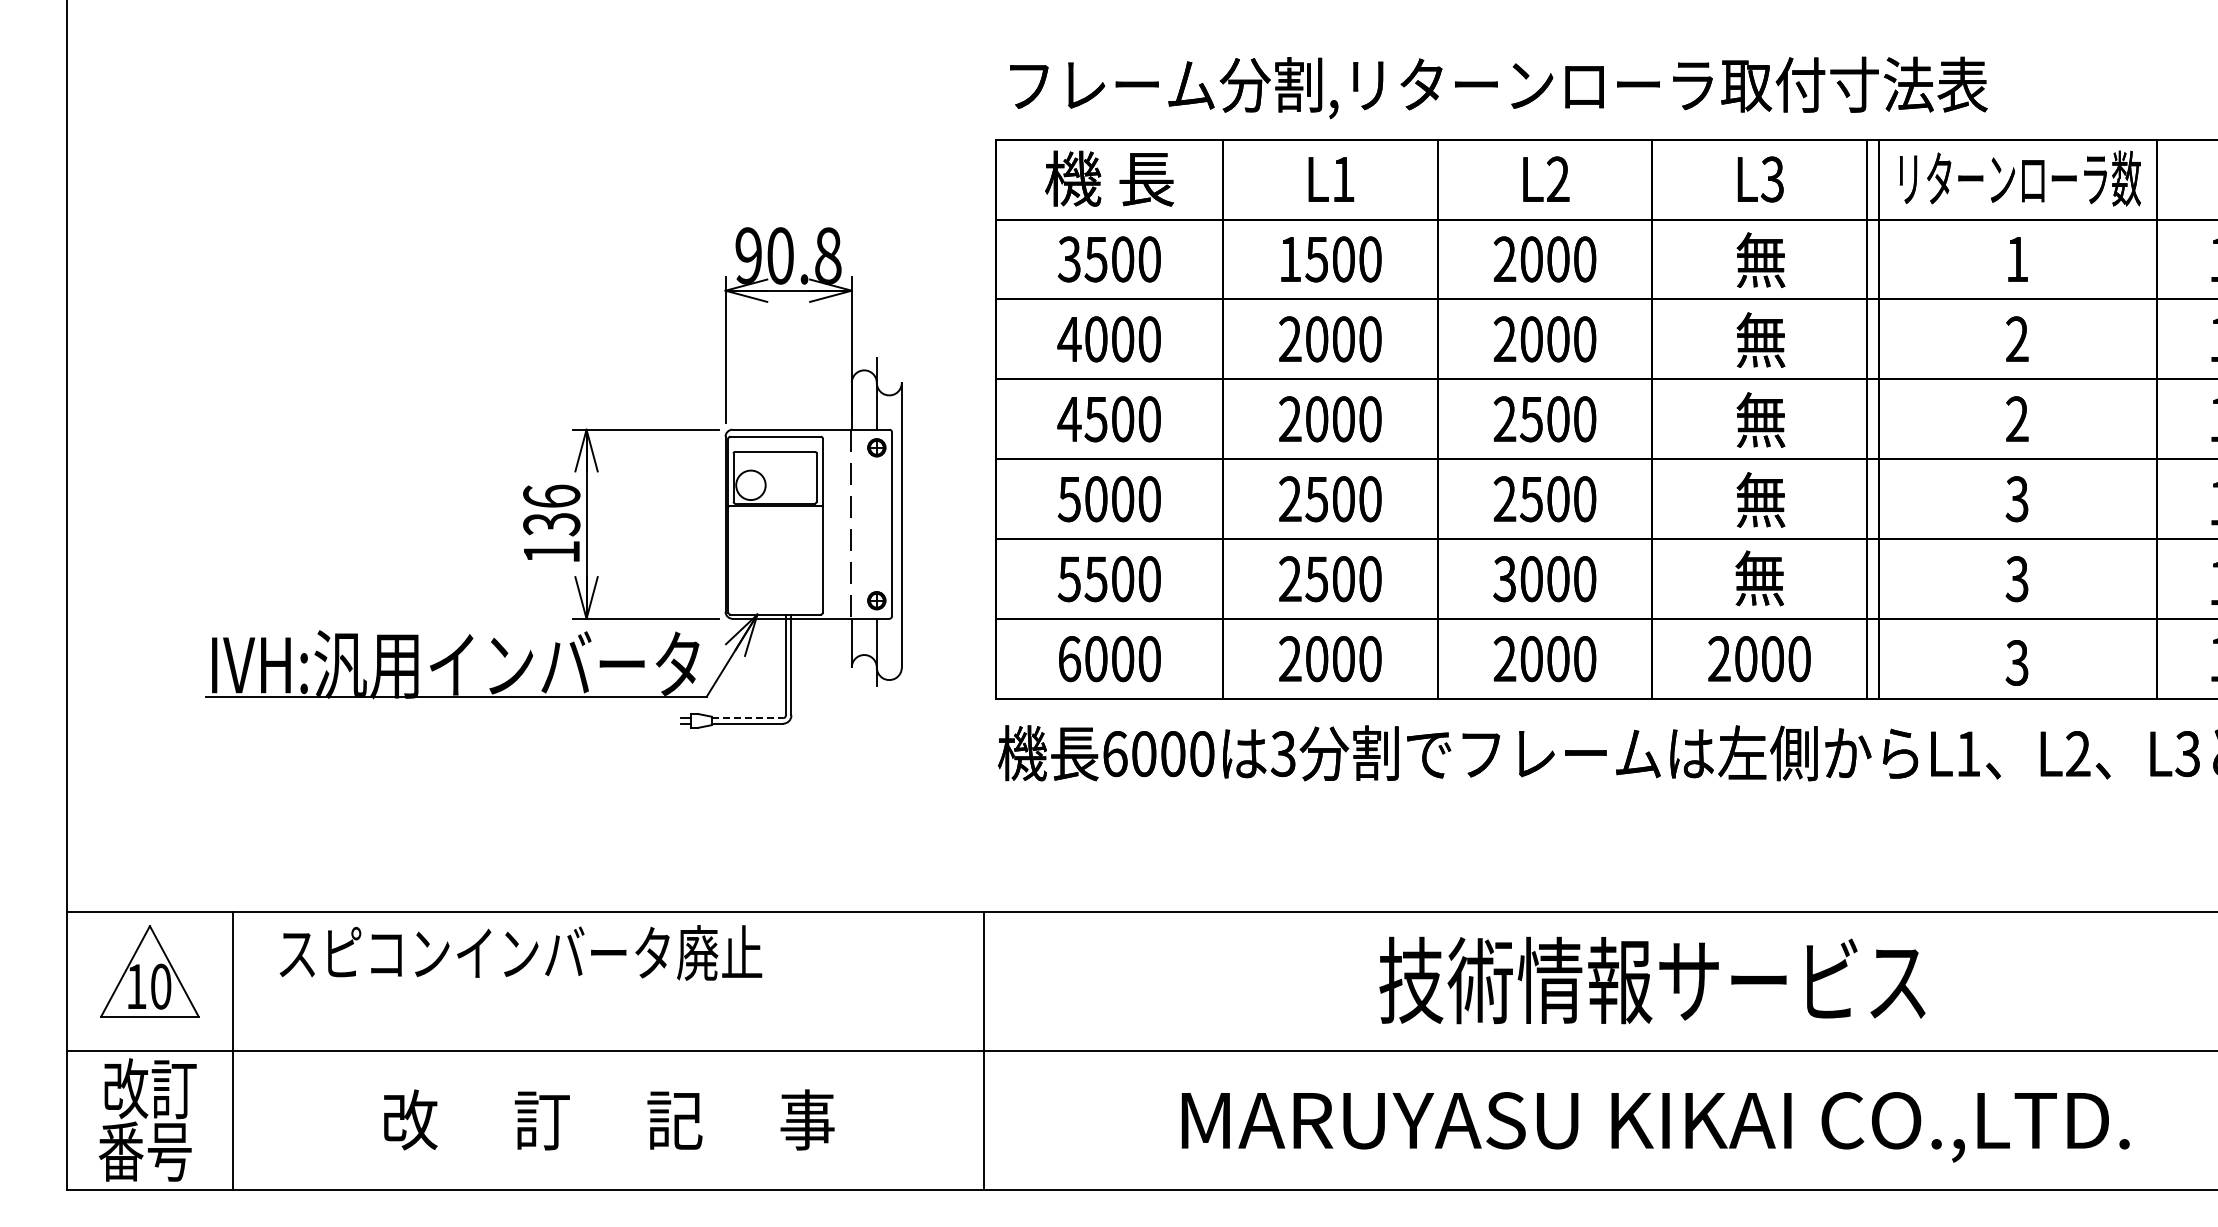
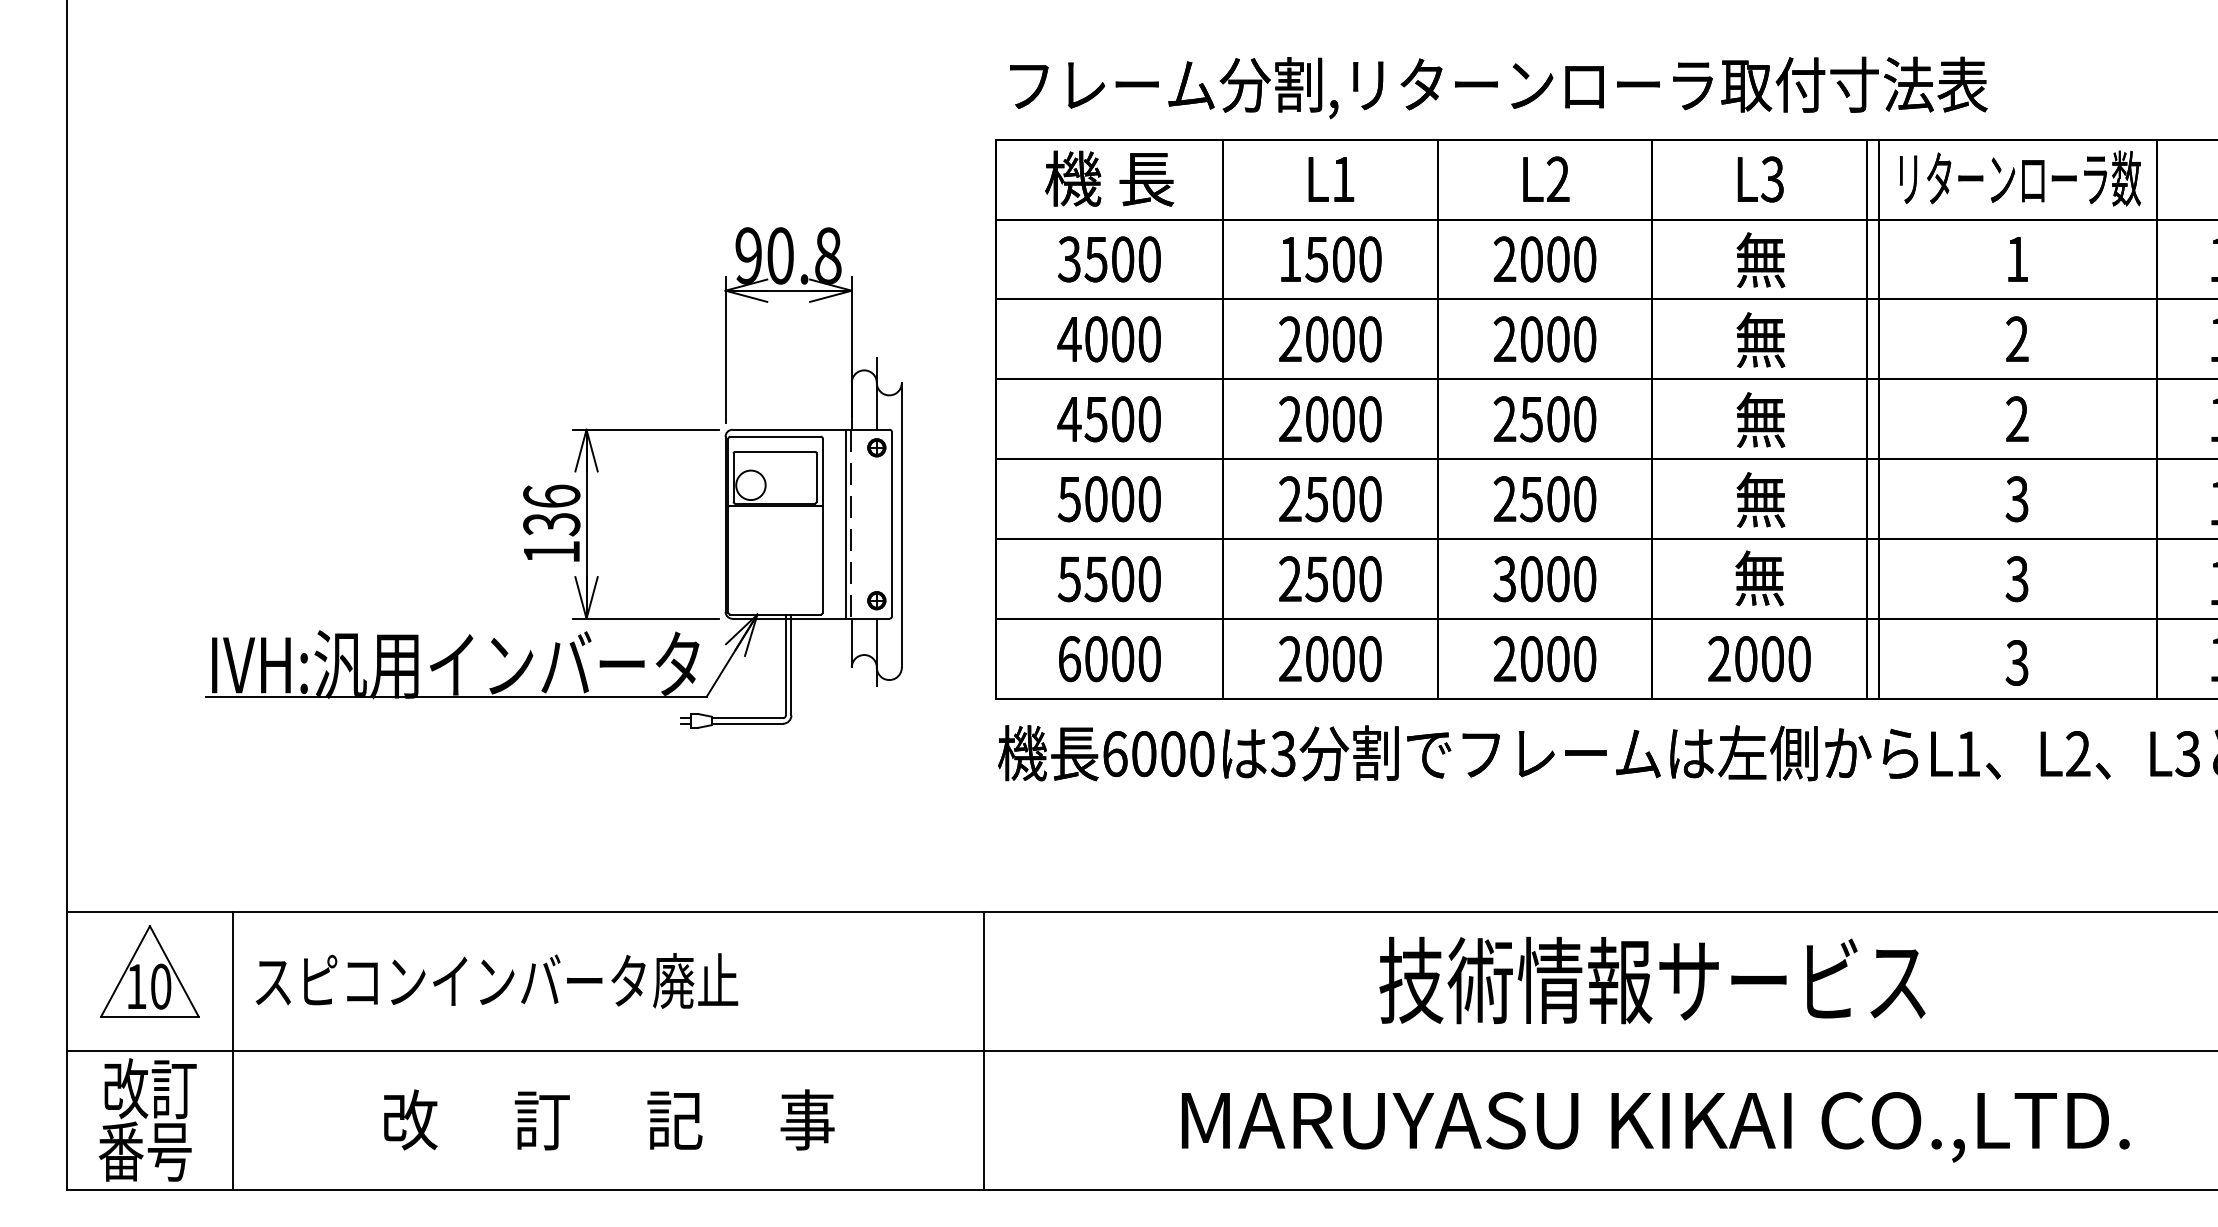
line: none -> present (846, 523)
line: dashed -> solid (747, 718)
text position: (520, 952) -> (496, 980) (496, 980)
